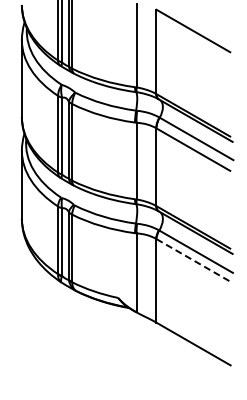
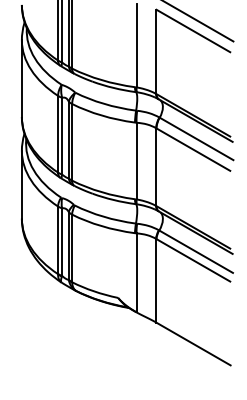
line: none -> present (198, 21)
line: dashed -> solid (193, 260)
